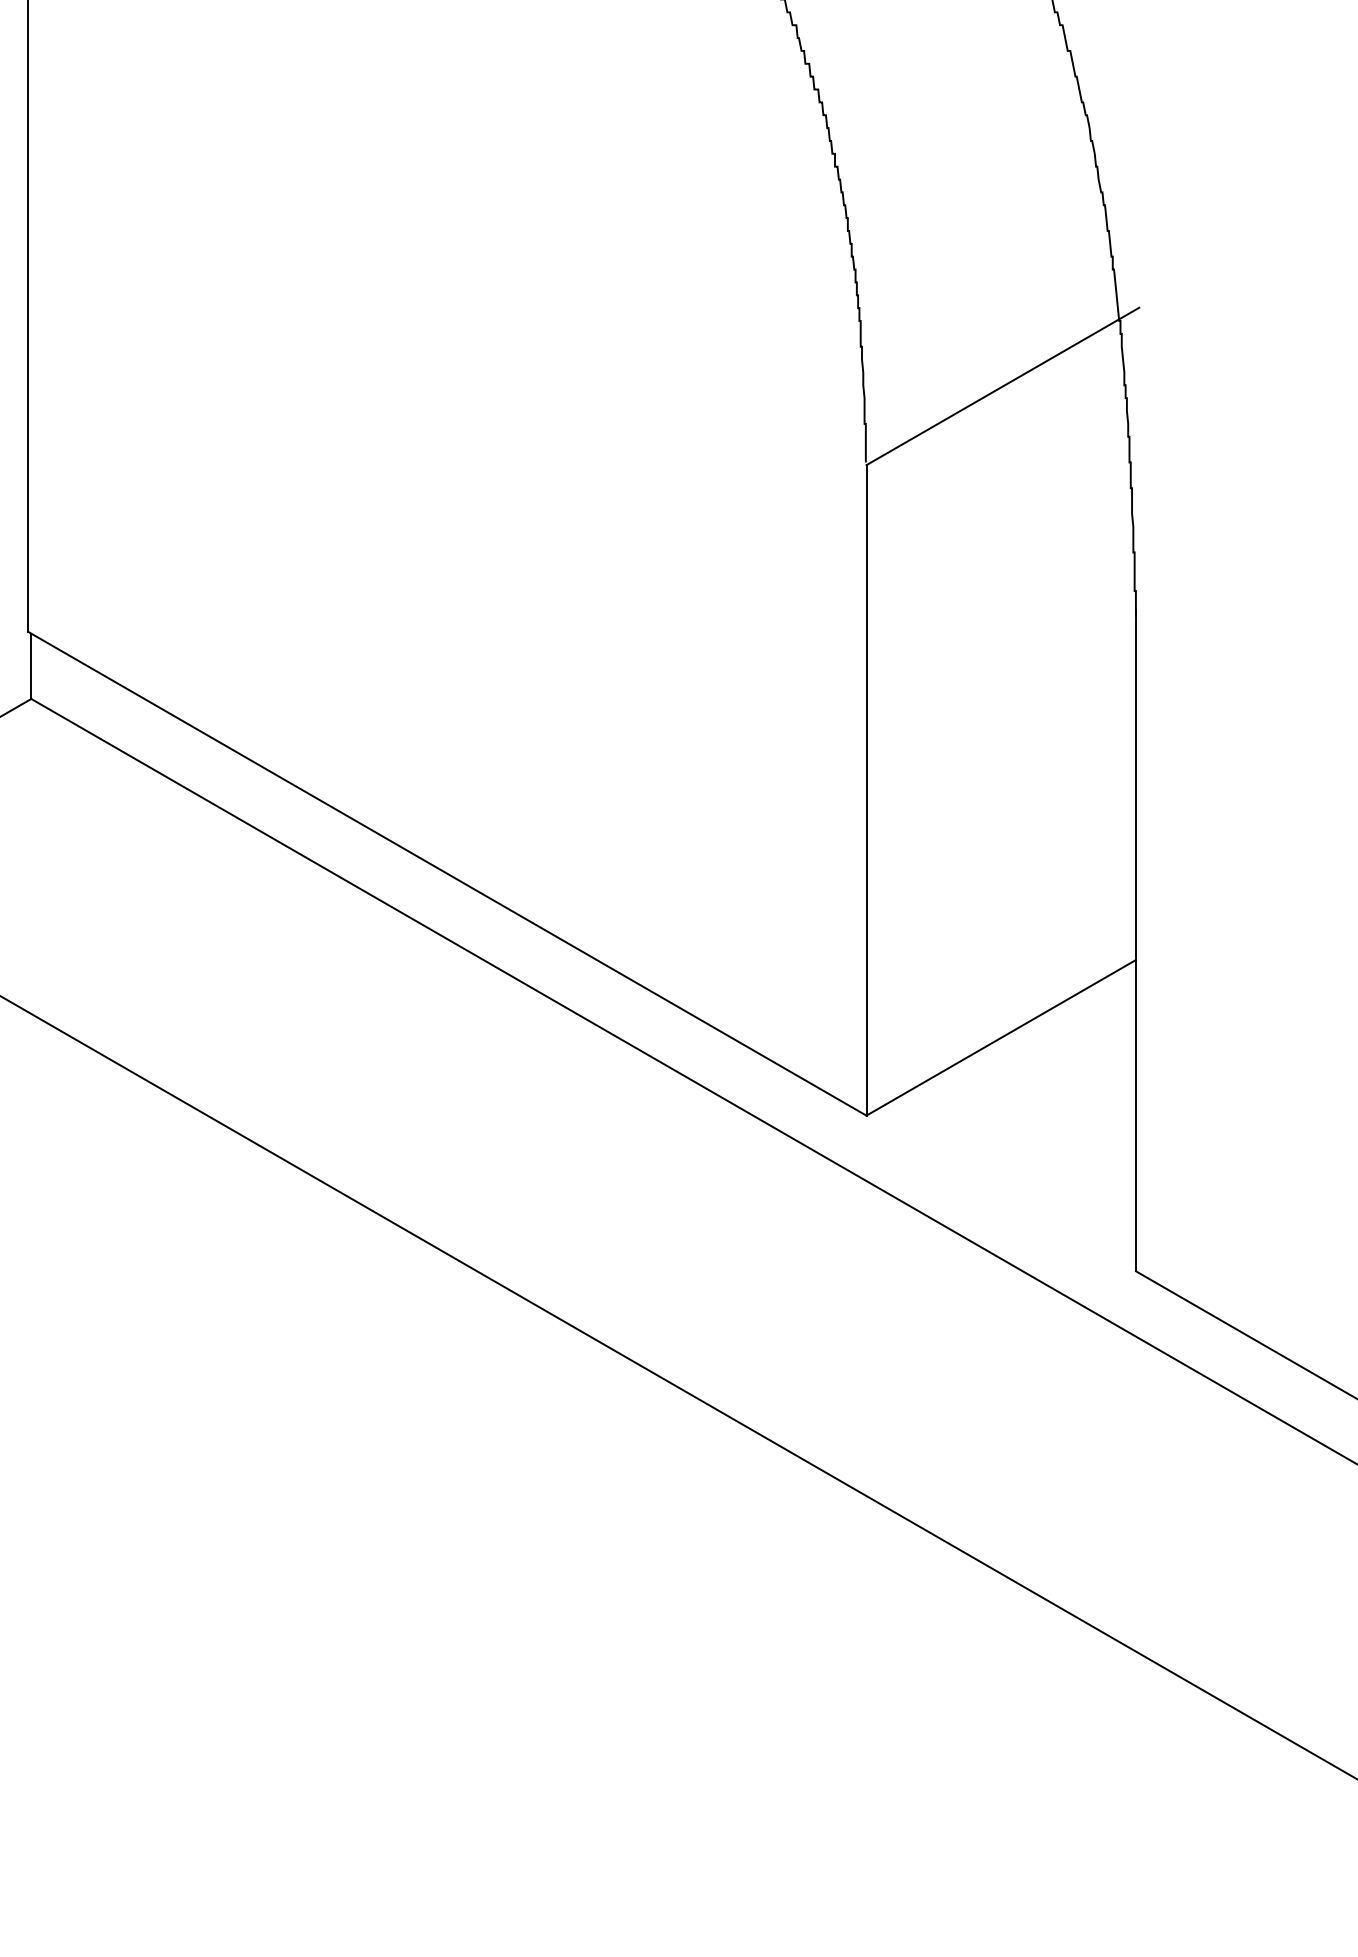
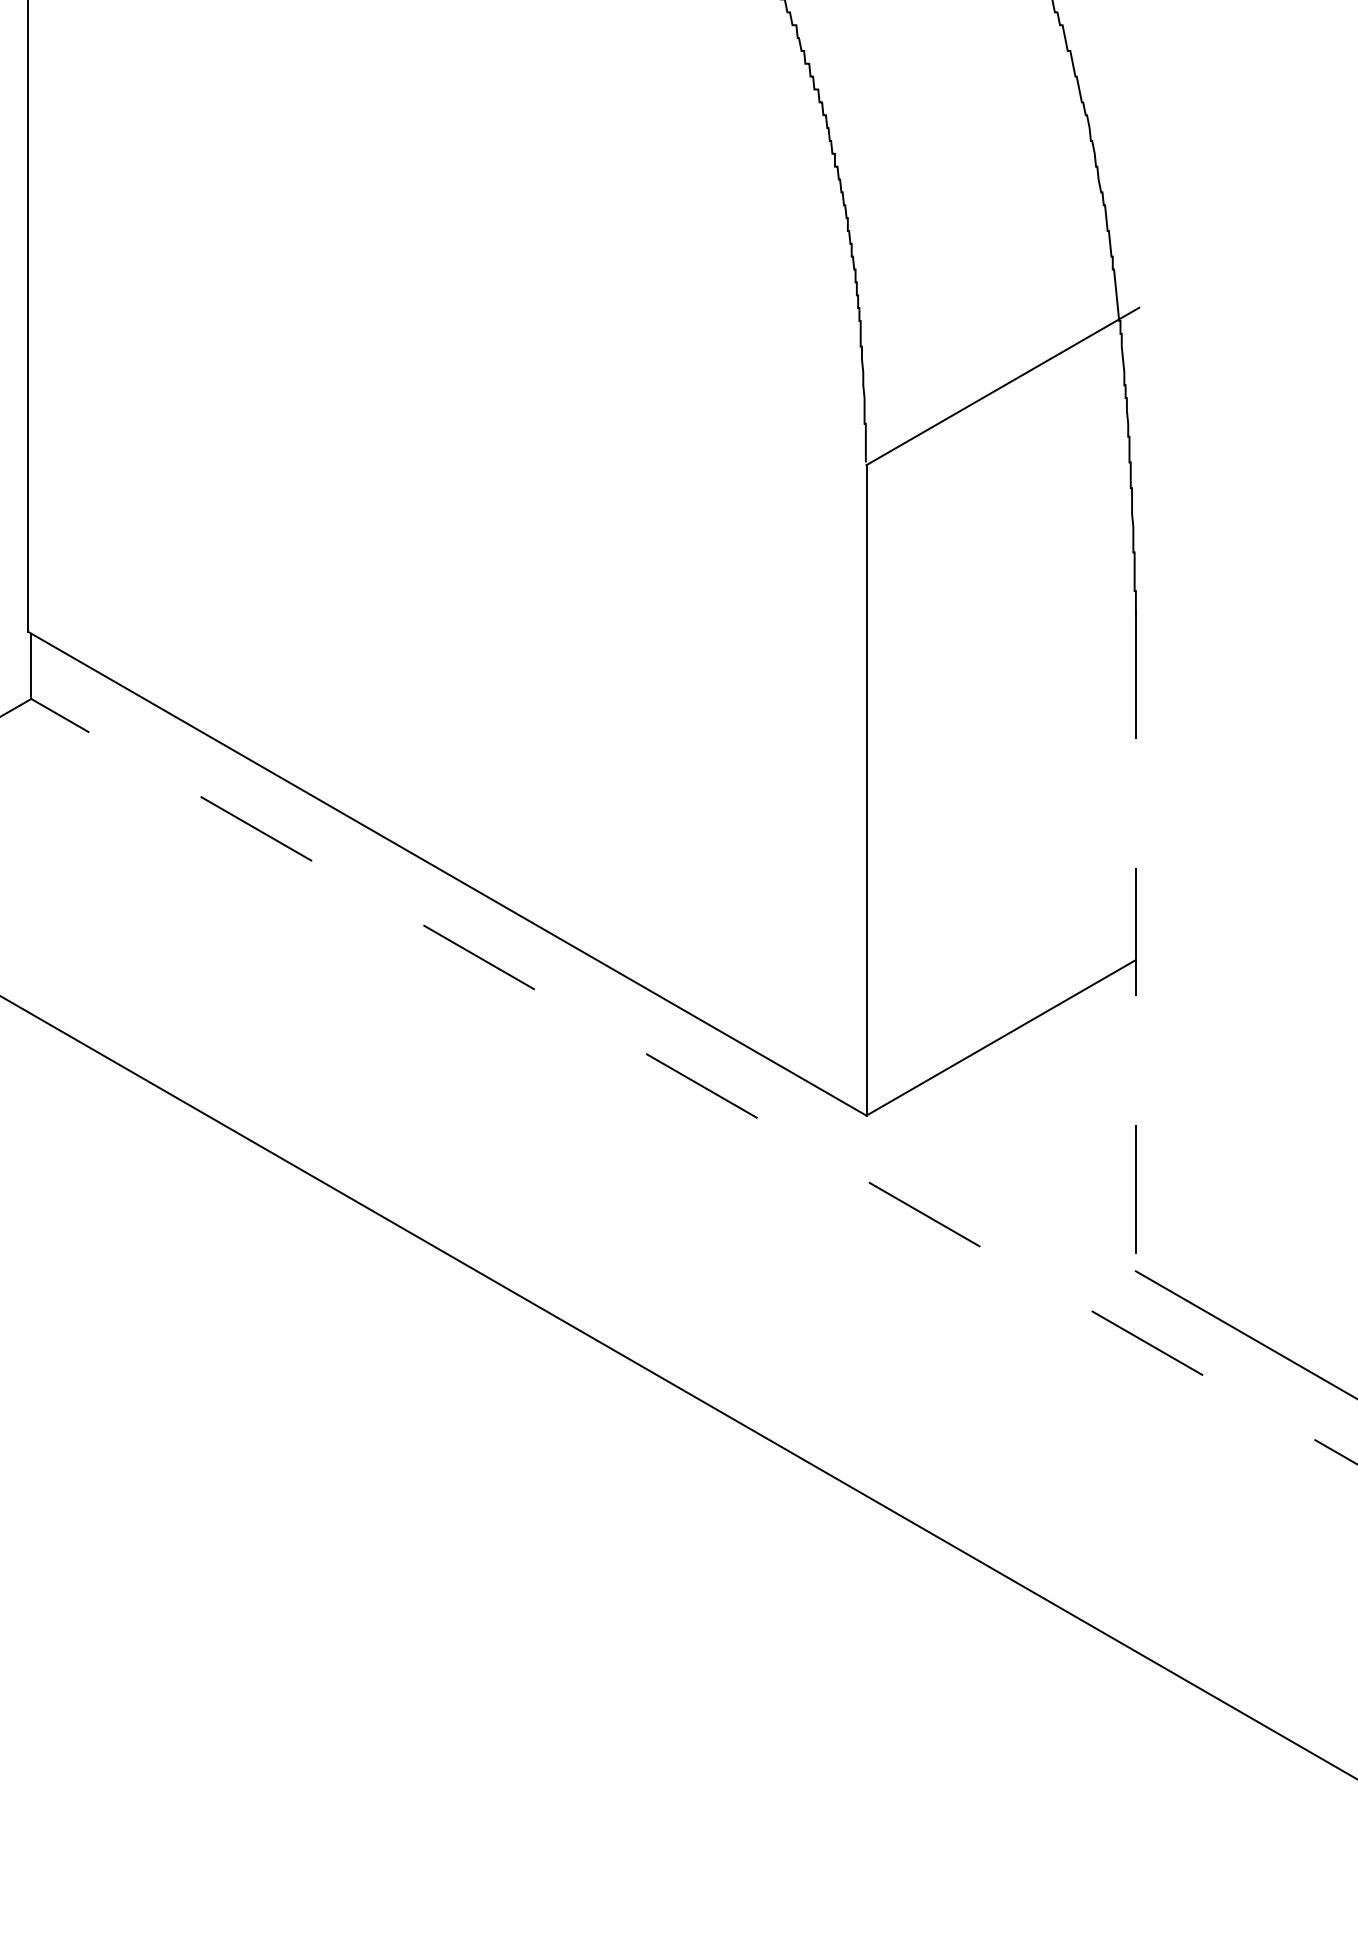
line: solid -> dashed (1135, 941)
line: solid -> dashed (693, 1081)
